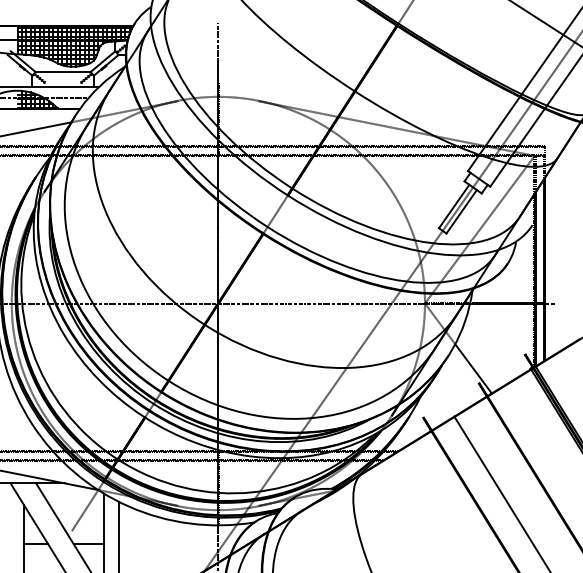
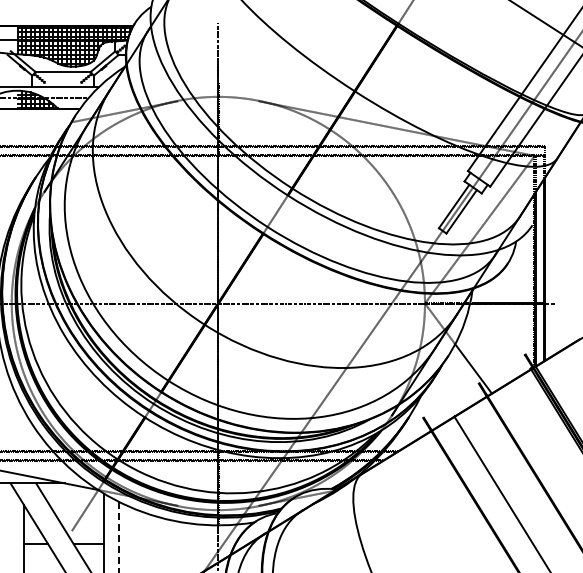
line: present -> none (36, 129)
line: solid -> dashed (118, 537)
